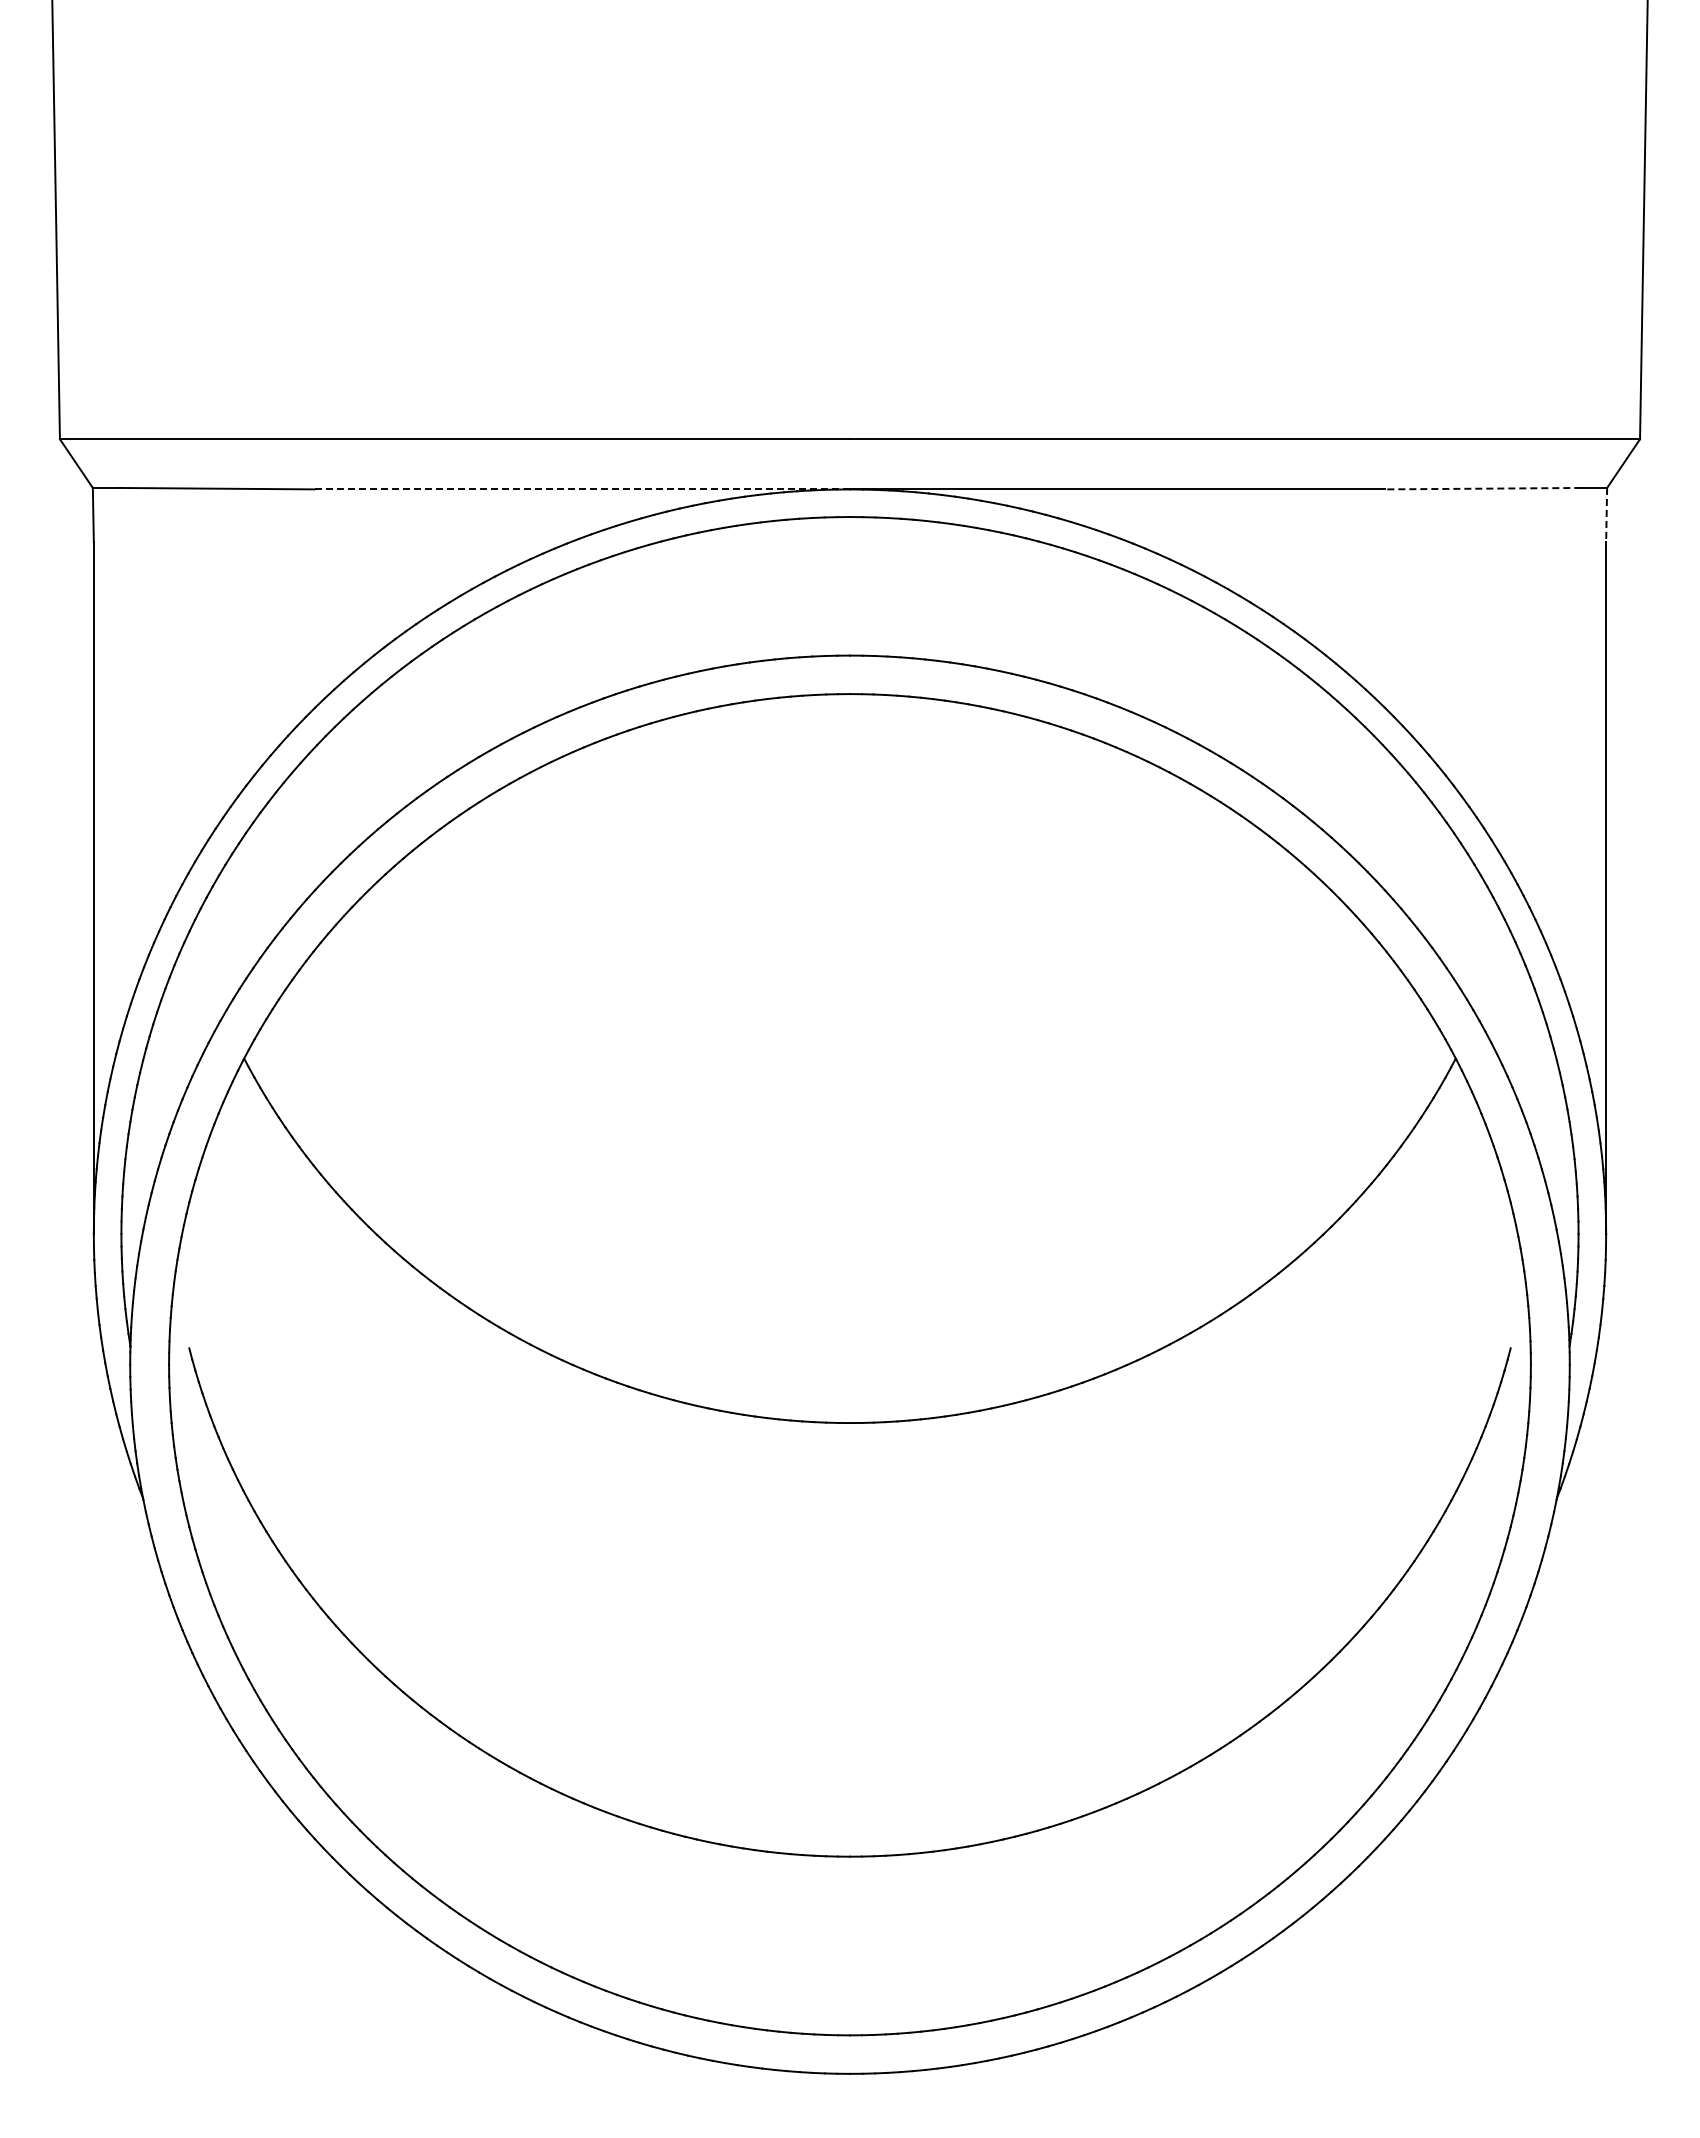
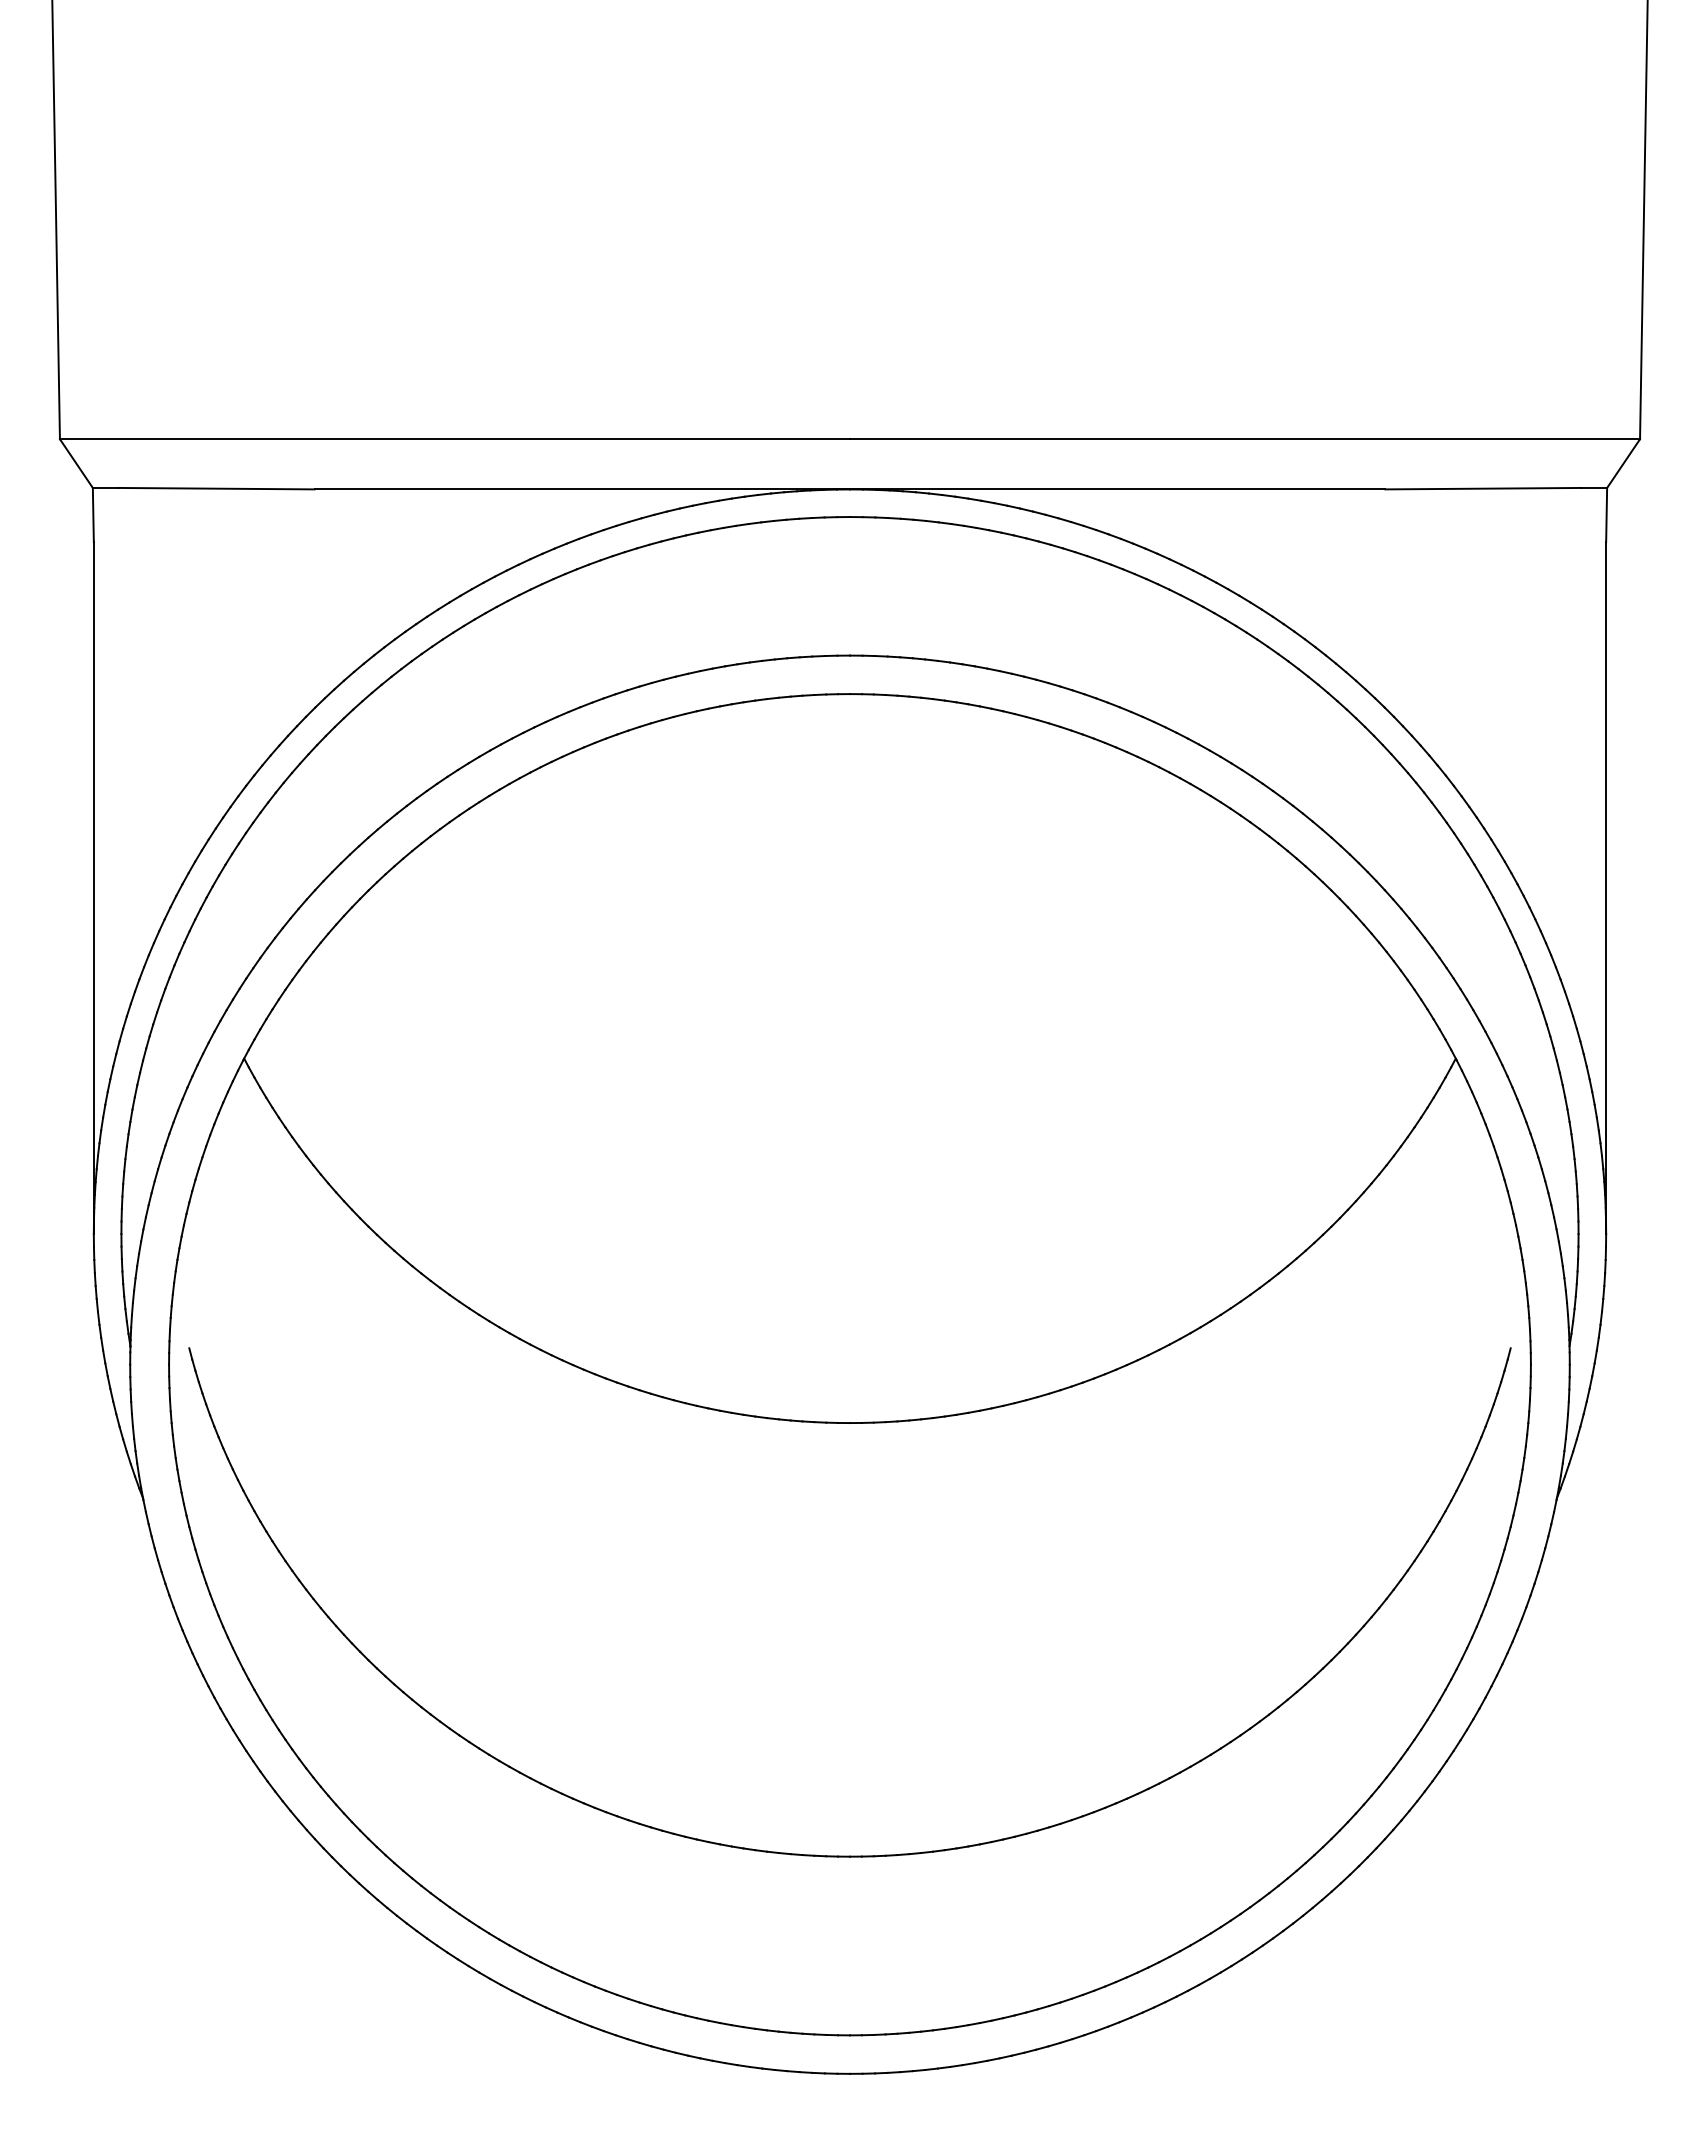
line: dashed -> solid (1483, 488)
line: dashed -> solid (582, 489)
line: dashed -> solid (1606, 515)
